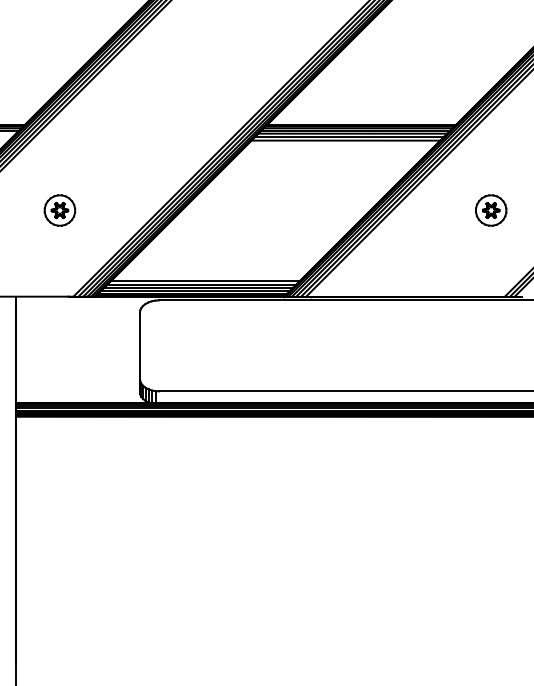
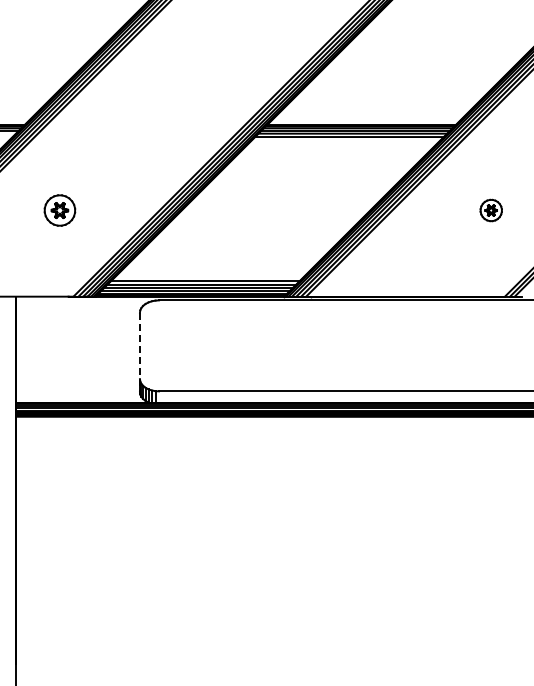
line: present -> none (345, 140)
part size: 33x33 px -> 24x25 px (490, 210)
line: solid -> dashed (139, 352)
